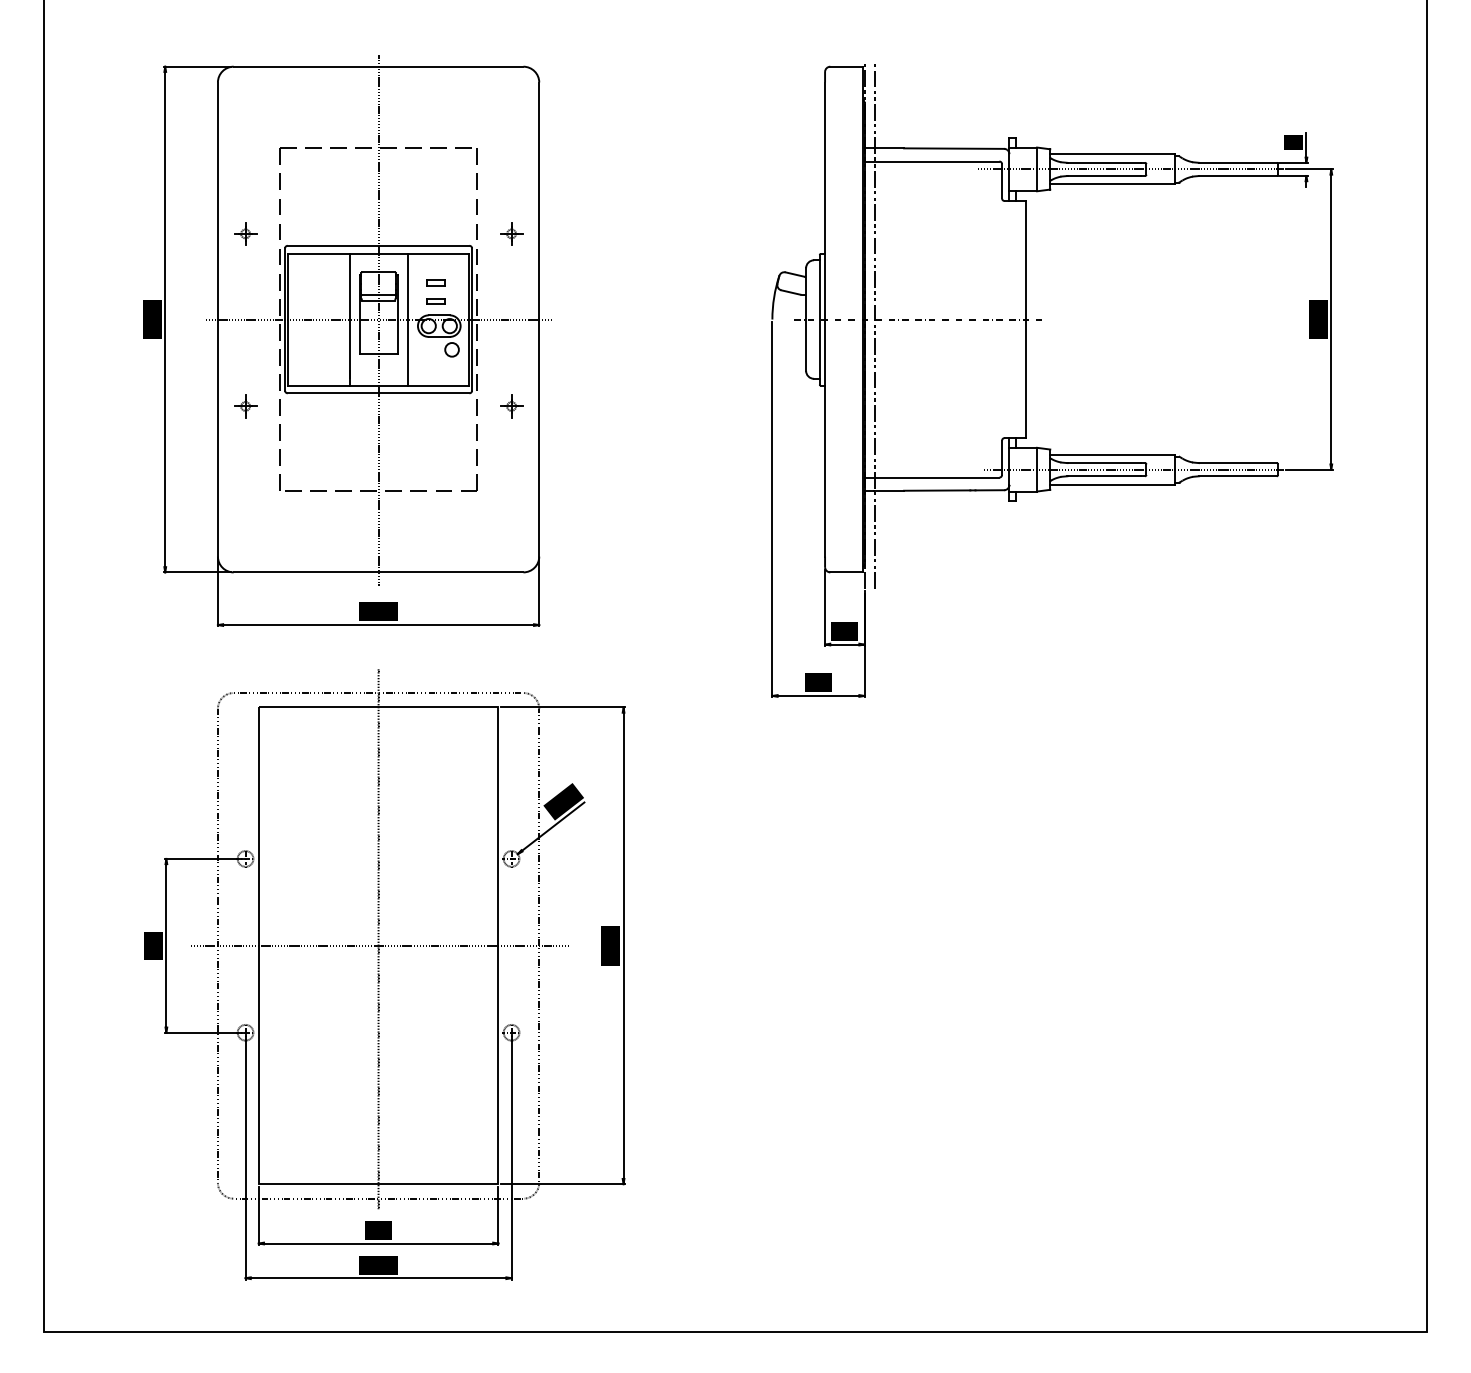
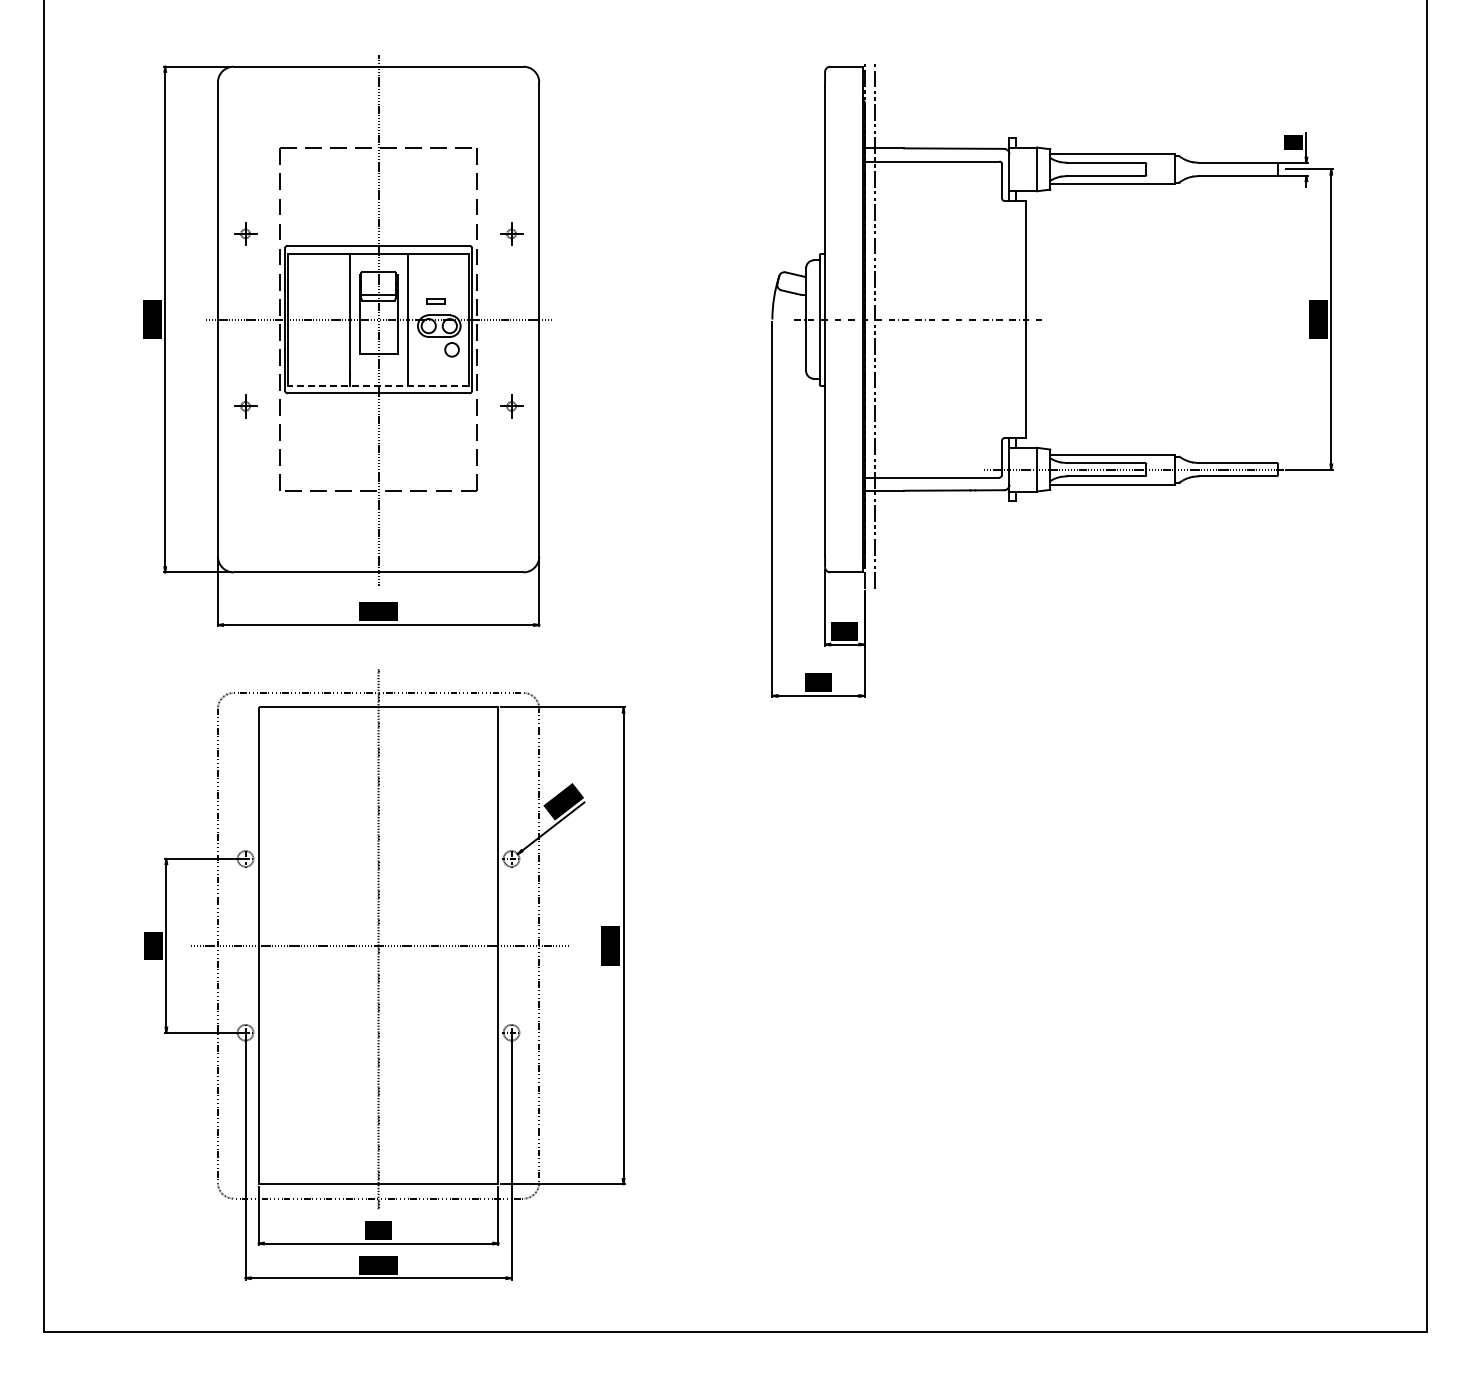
line: present -> none (1130, 169)
part: present -> none (435, 282)
line: solid -> dashed (378, 385)
